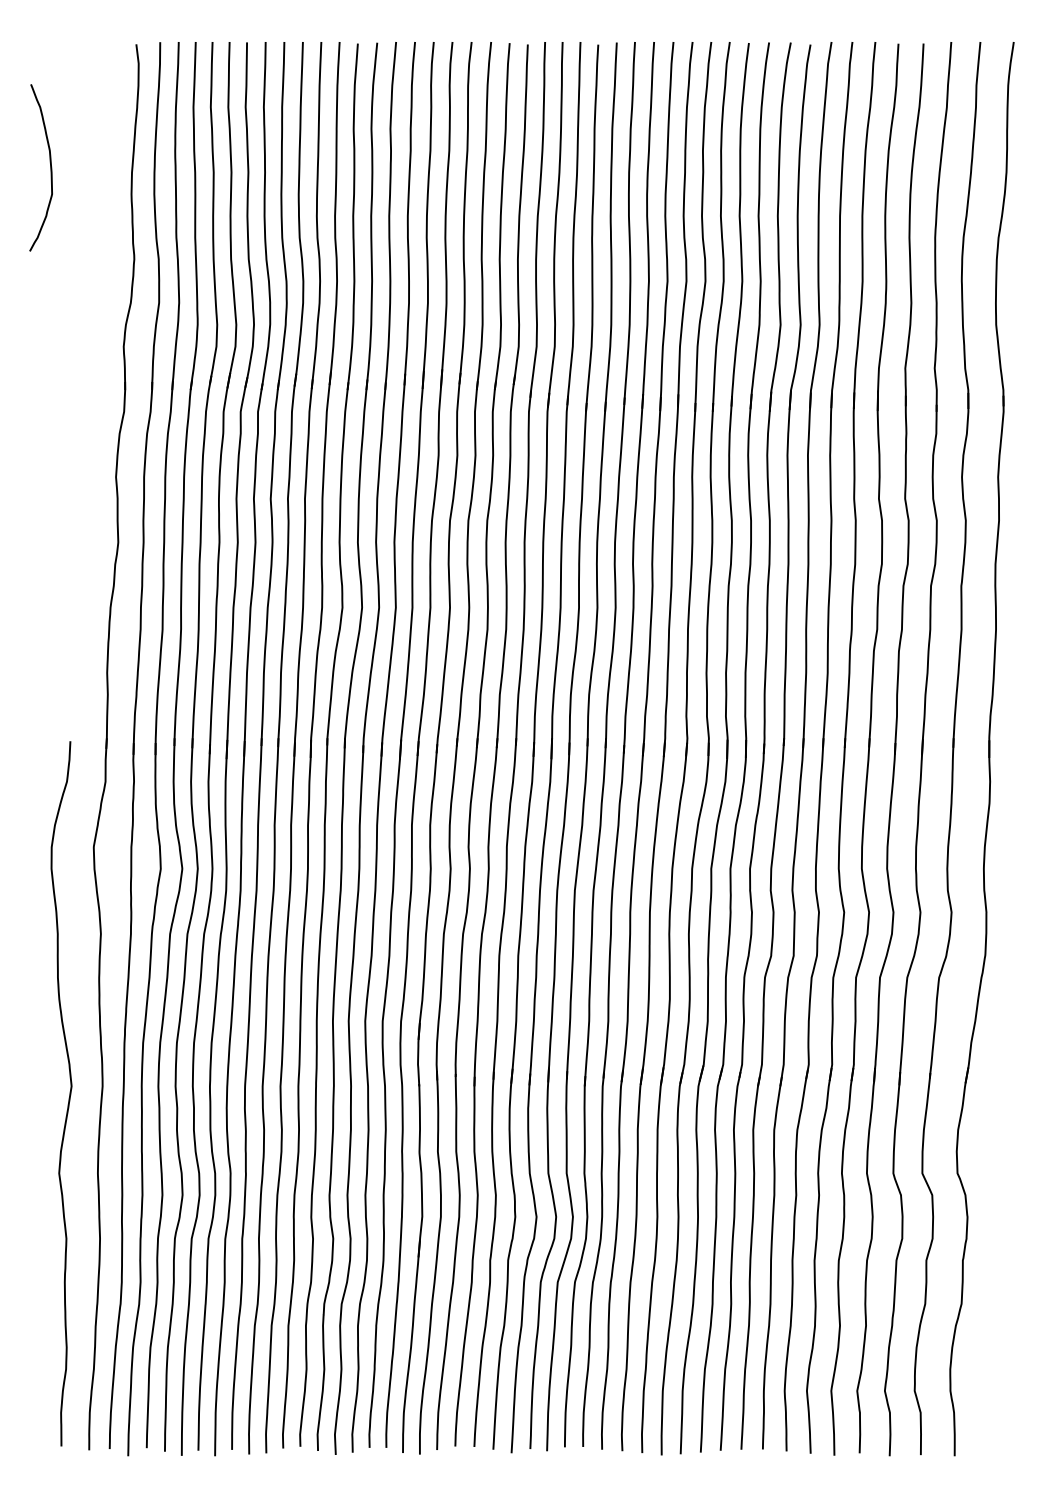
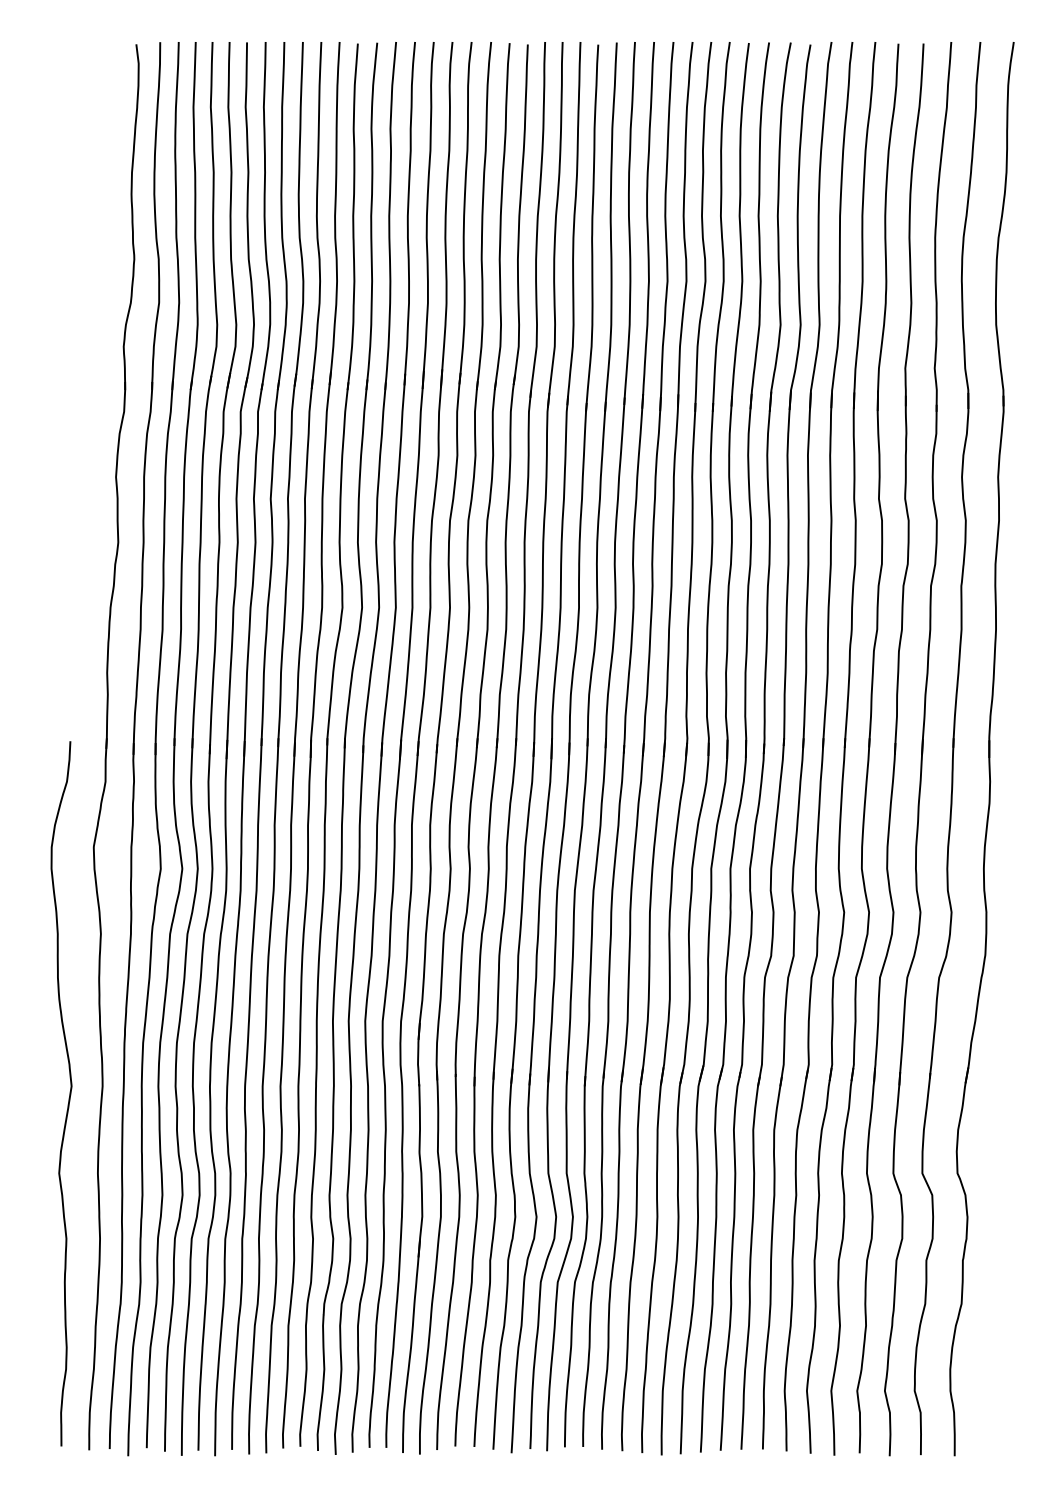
part: present -> none (50, 167)
